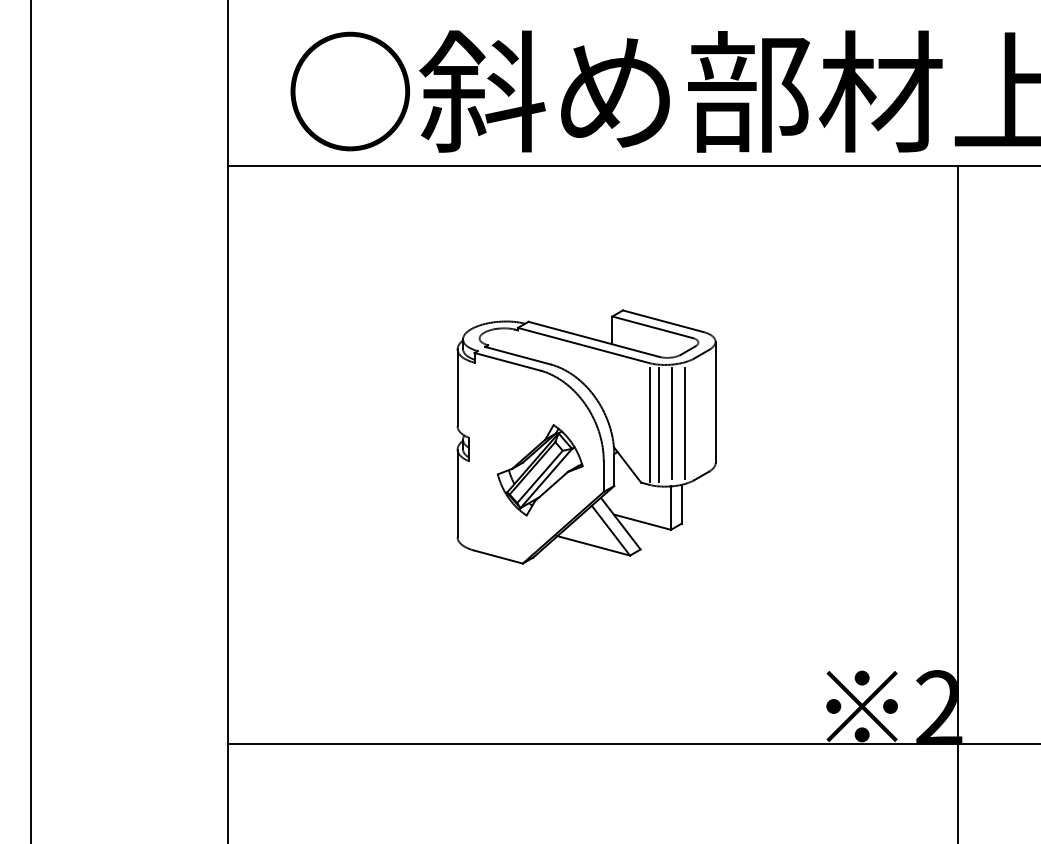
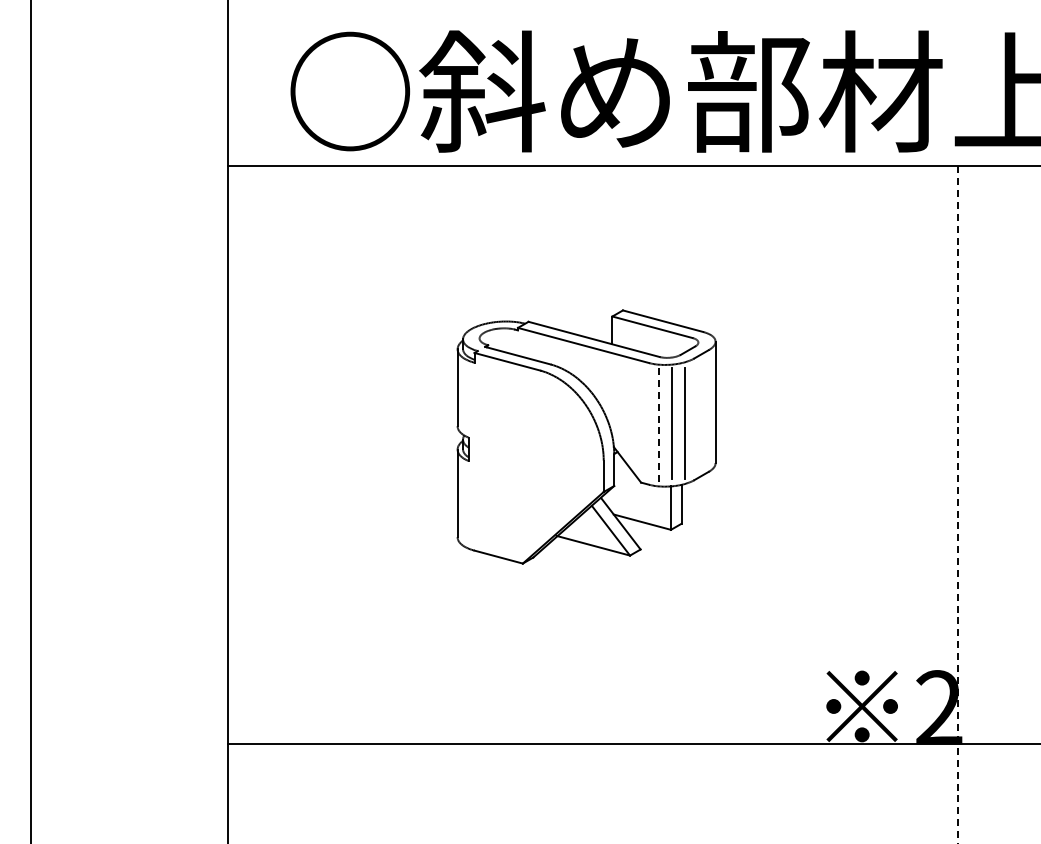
line: present -> none (650, 424)
line: solid -> dashed (659, 425)
part: present -> none (539, 470)
line: solid -> dashed (958, 505)
